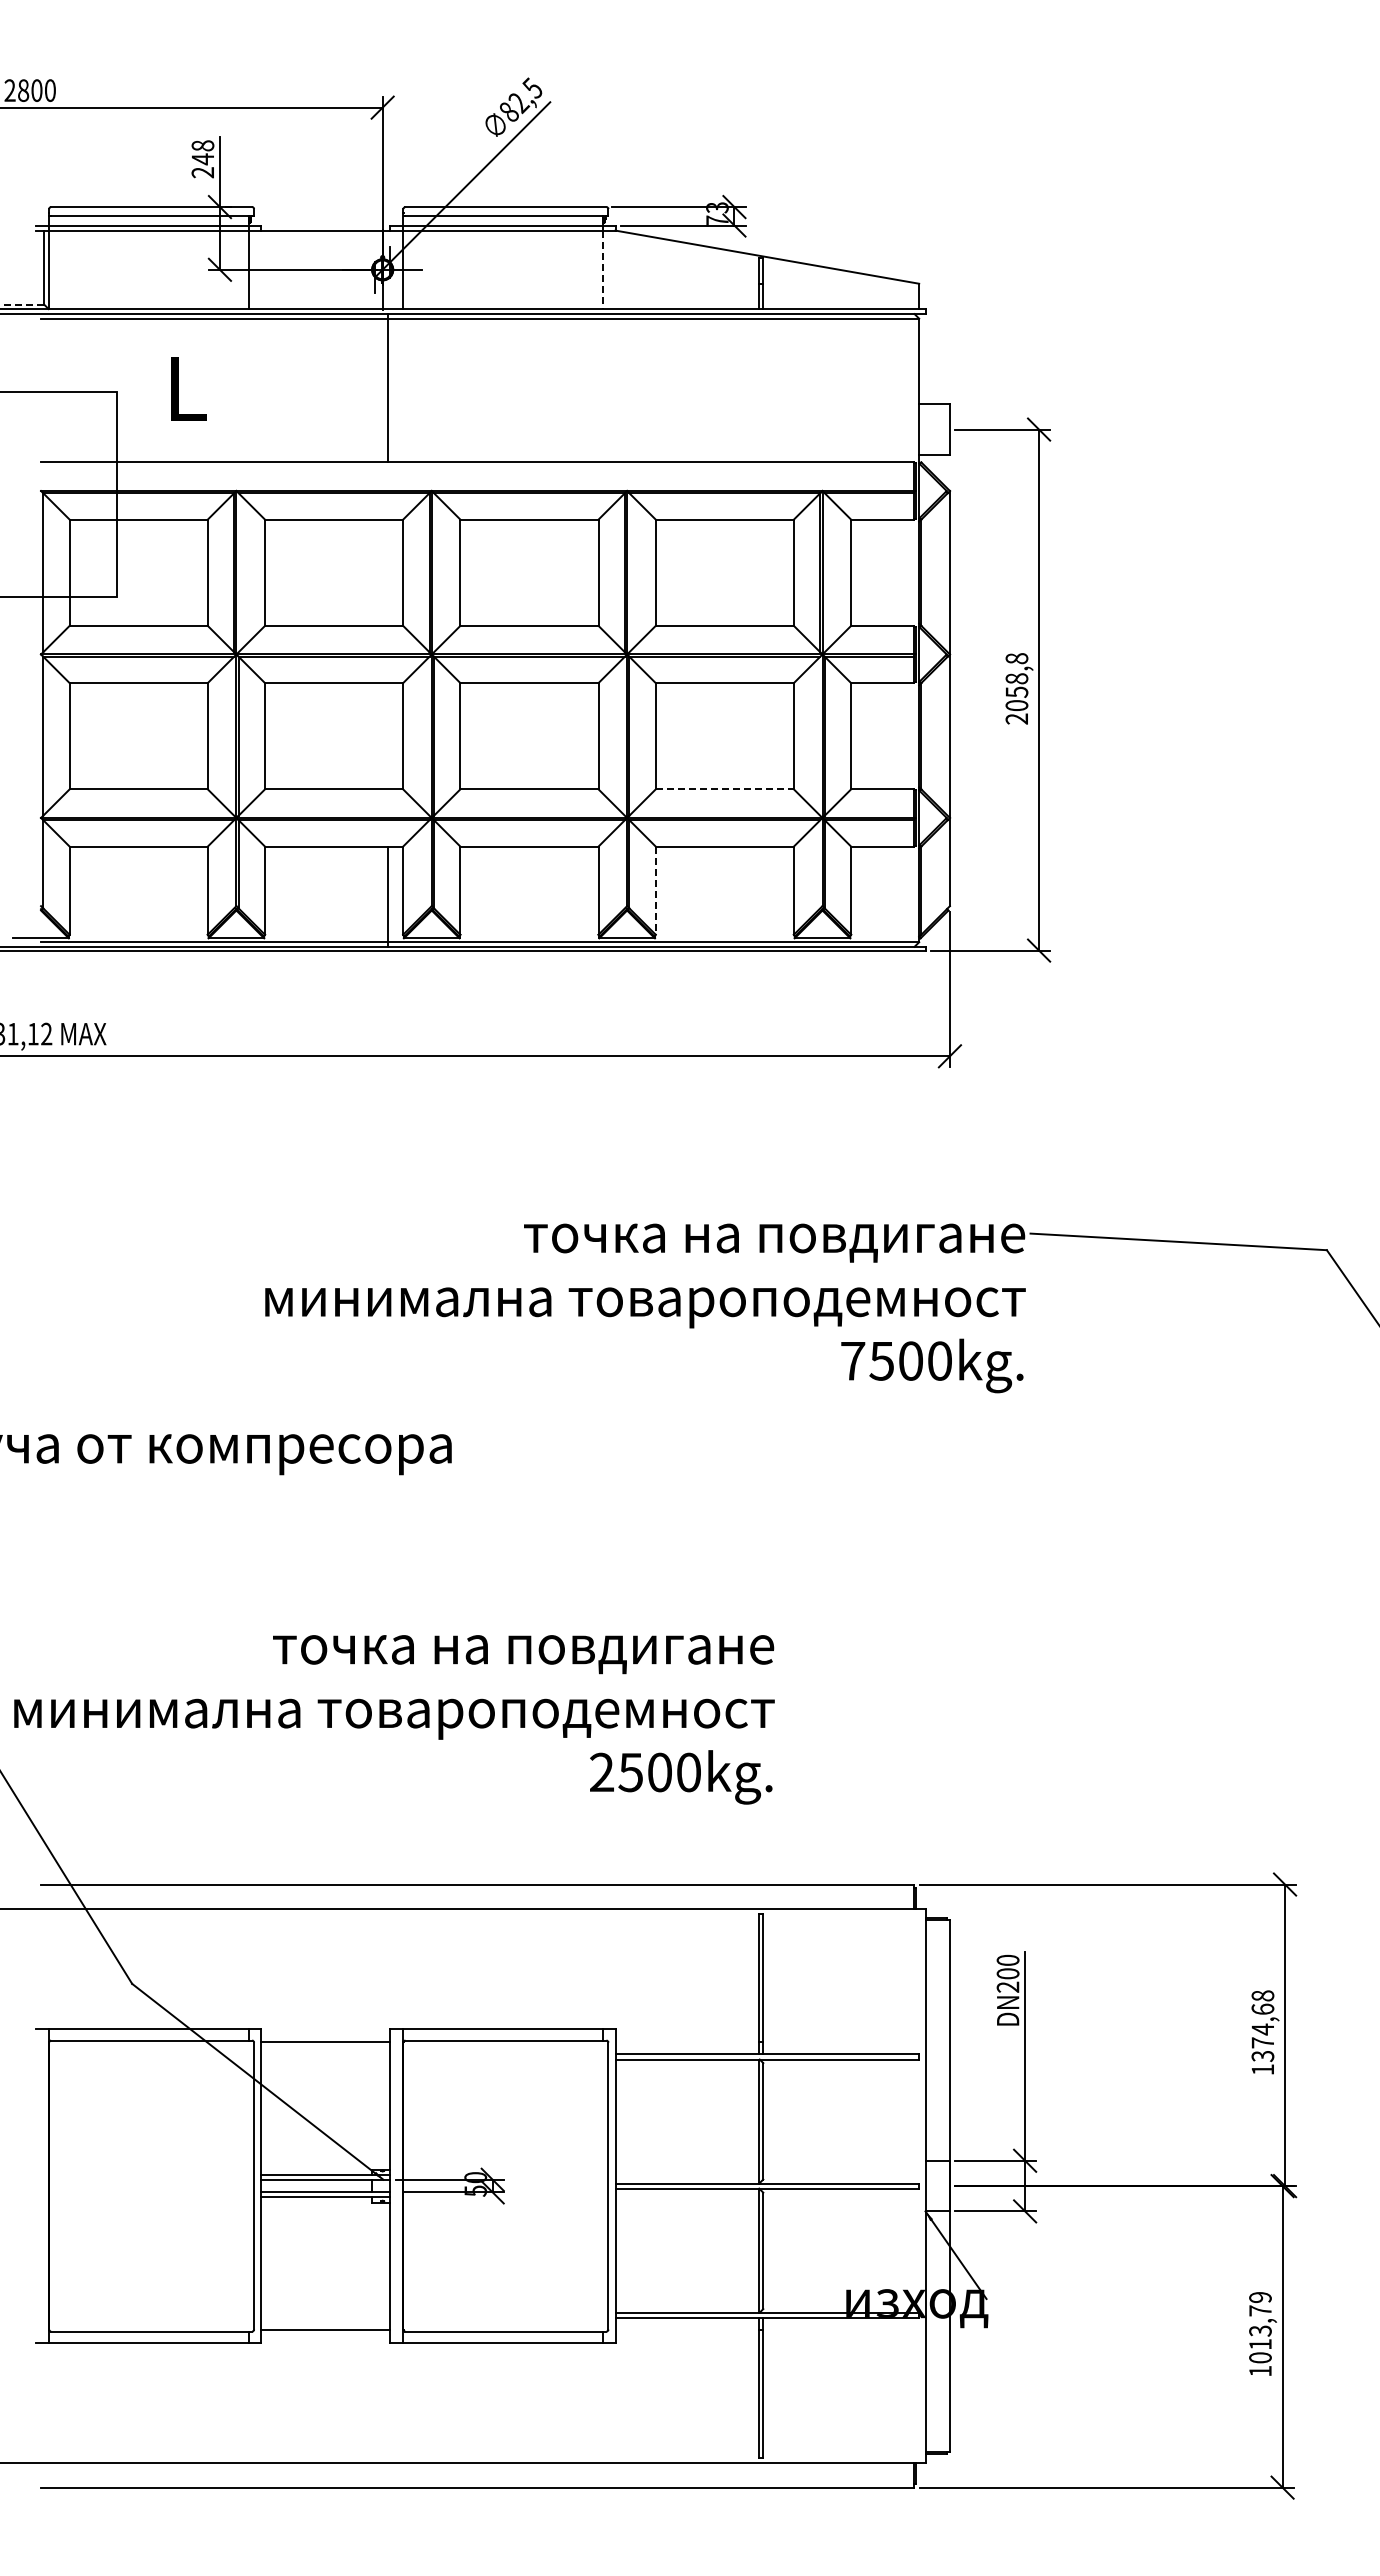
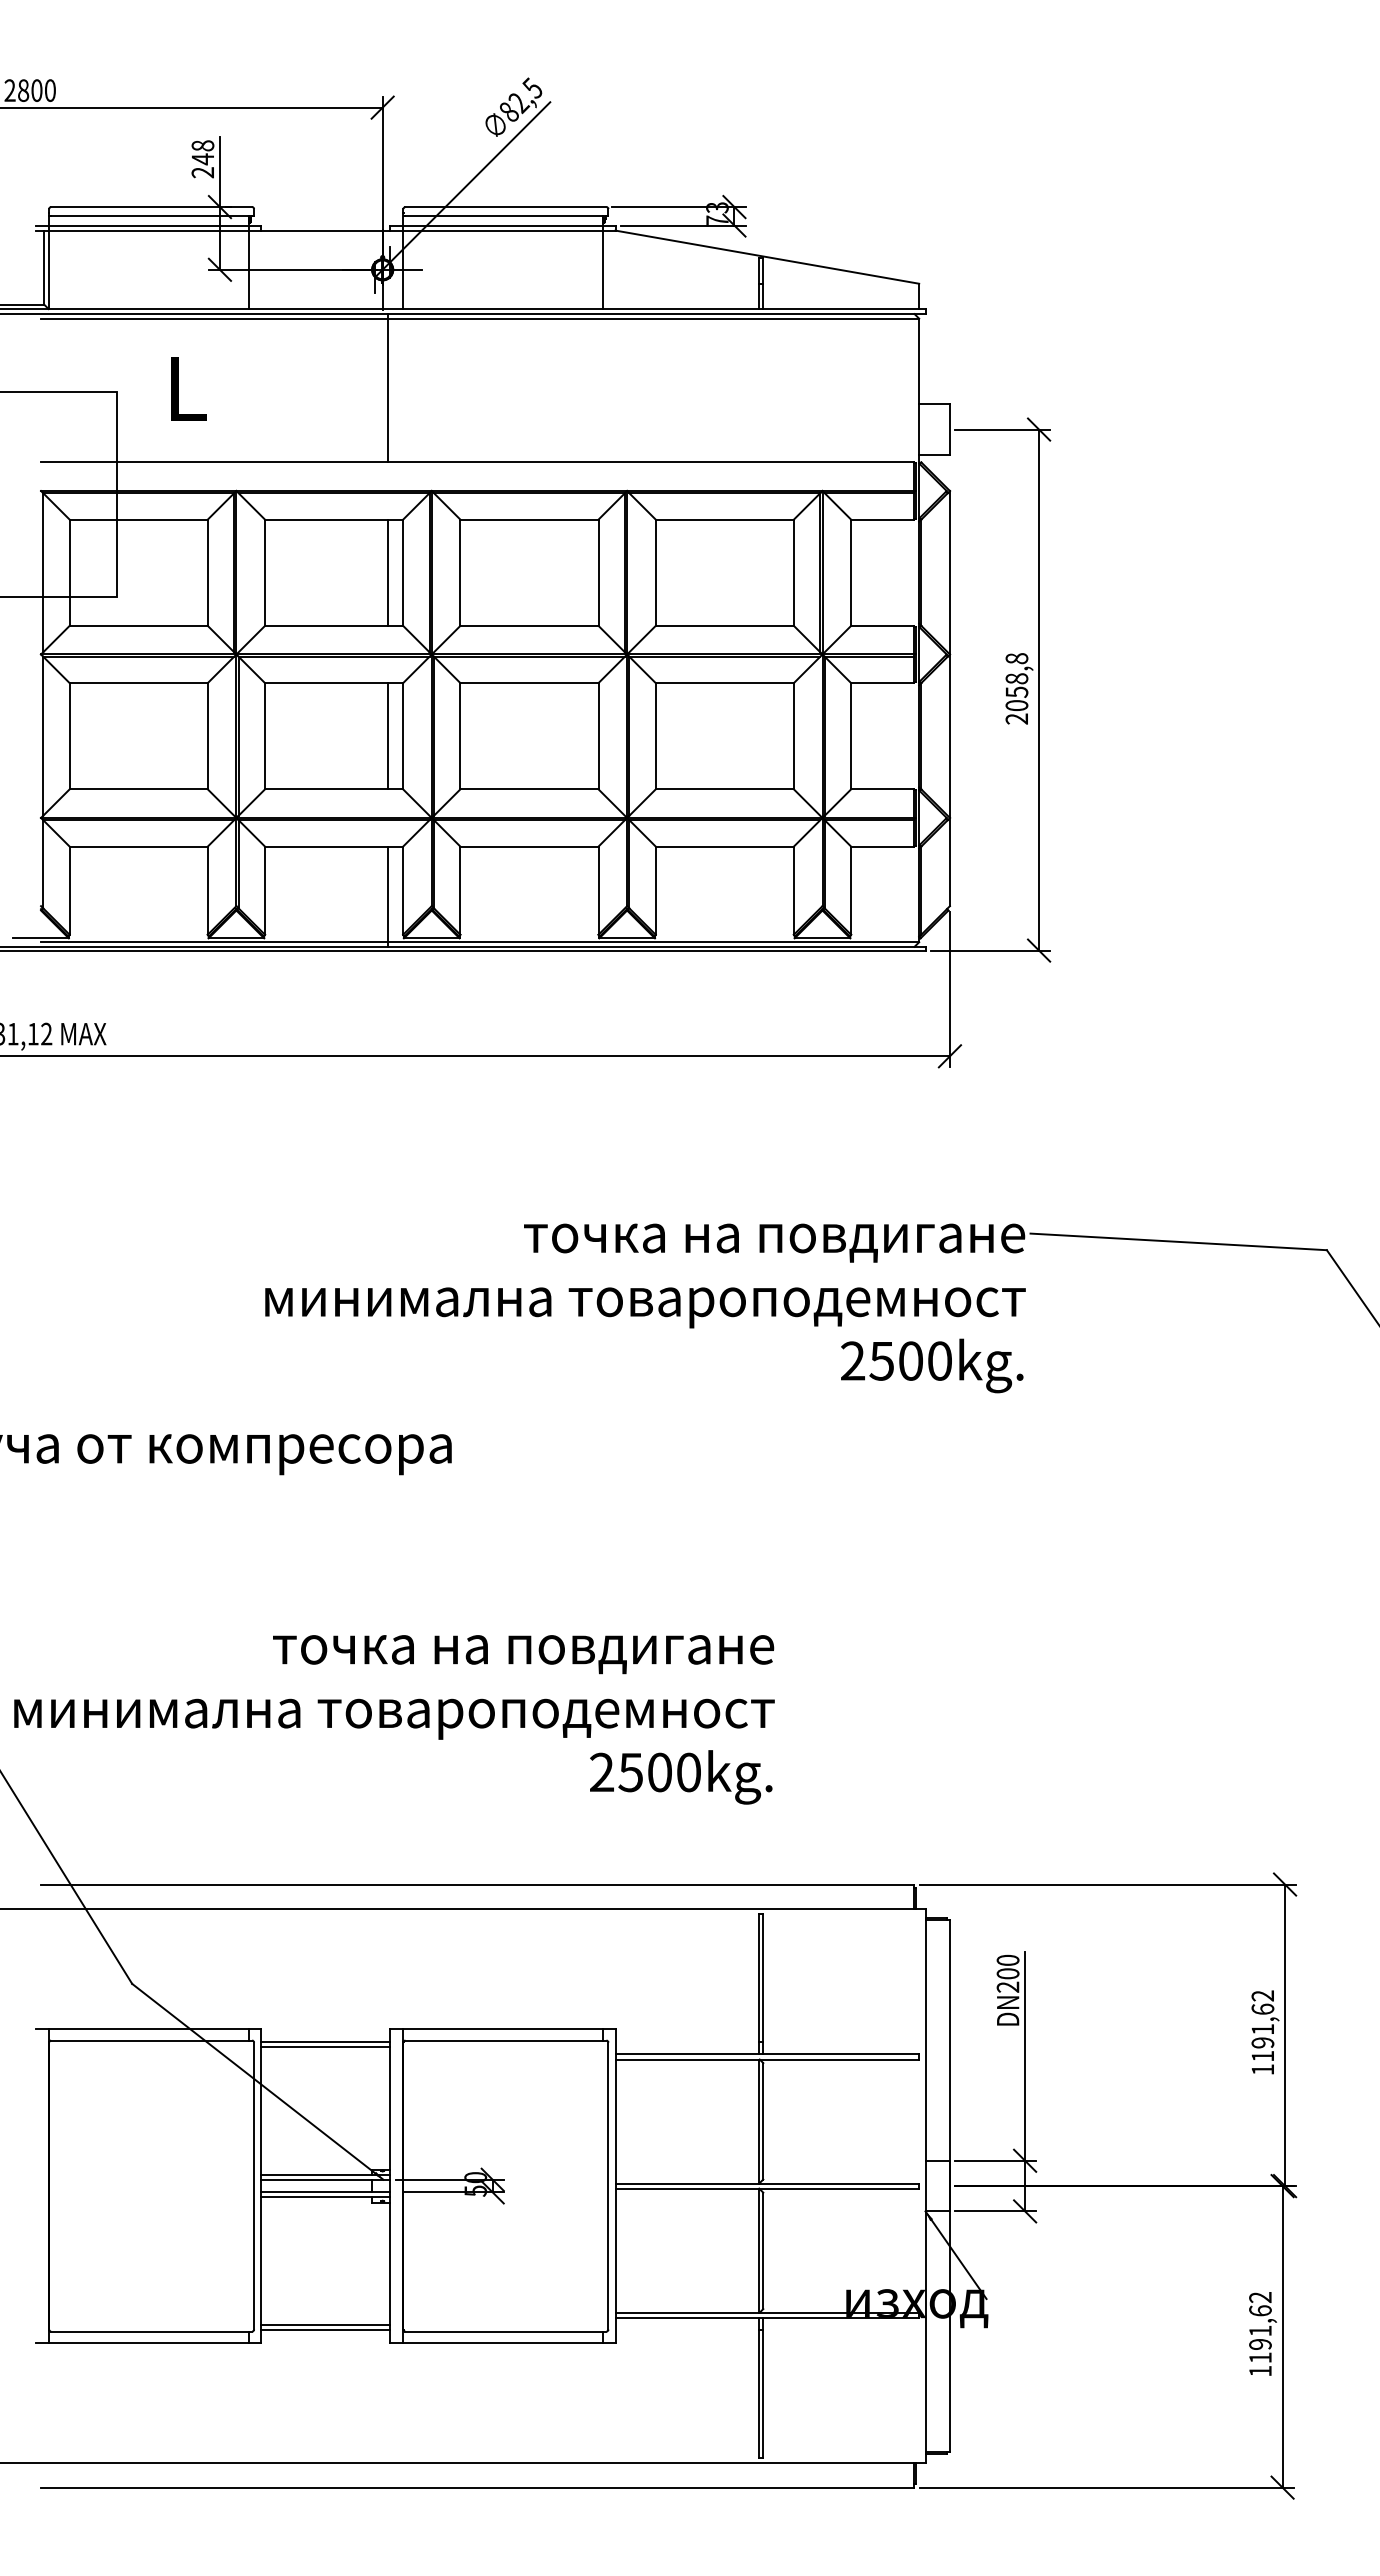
line: dashed -> solid (602, 270)
line: dashed -> solid (22, 304)
line: none -> present (387, 572)
line: none -> present (387, 736)
line: dashed -> solid (725, 789)
line: dashed -> solid (655, 891)
text: 7500kg. -> 2500kg. (853, 1360)
text: 1374,68 -> 1191,62 (1262, 2026)
line: none -> present (325, 2046)
line: none -> present (325, 2325)
text: 1013,79 -> 1191,62 (1260, 2327)
